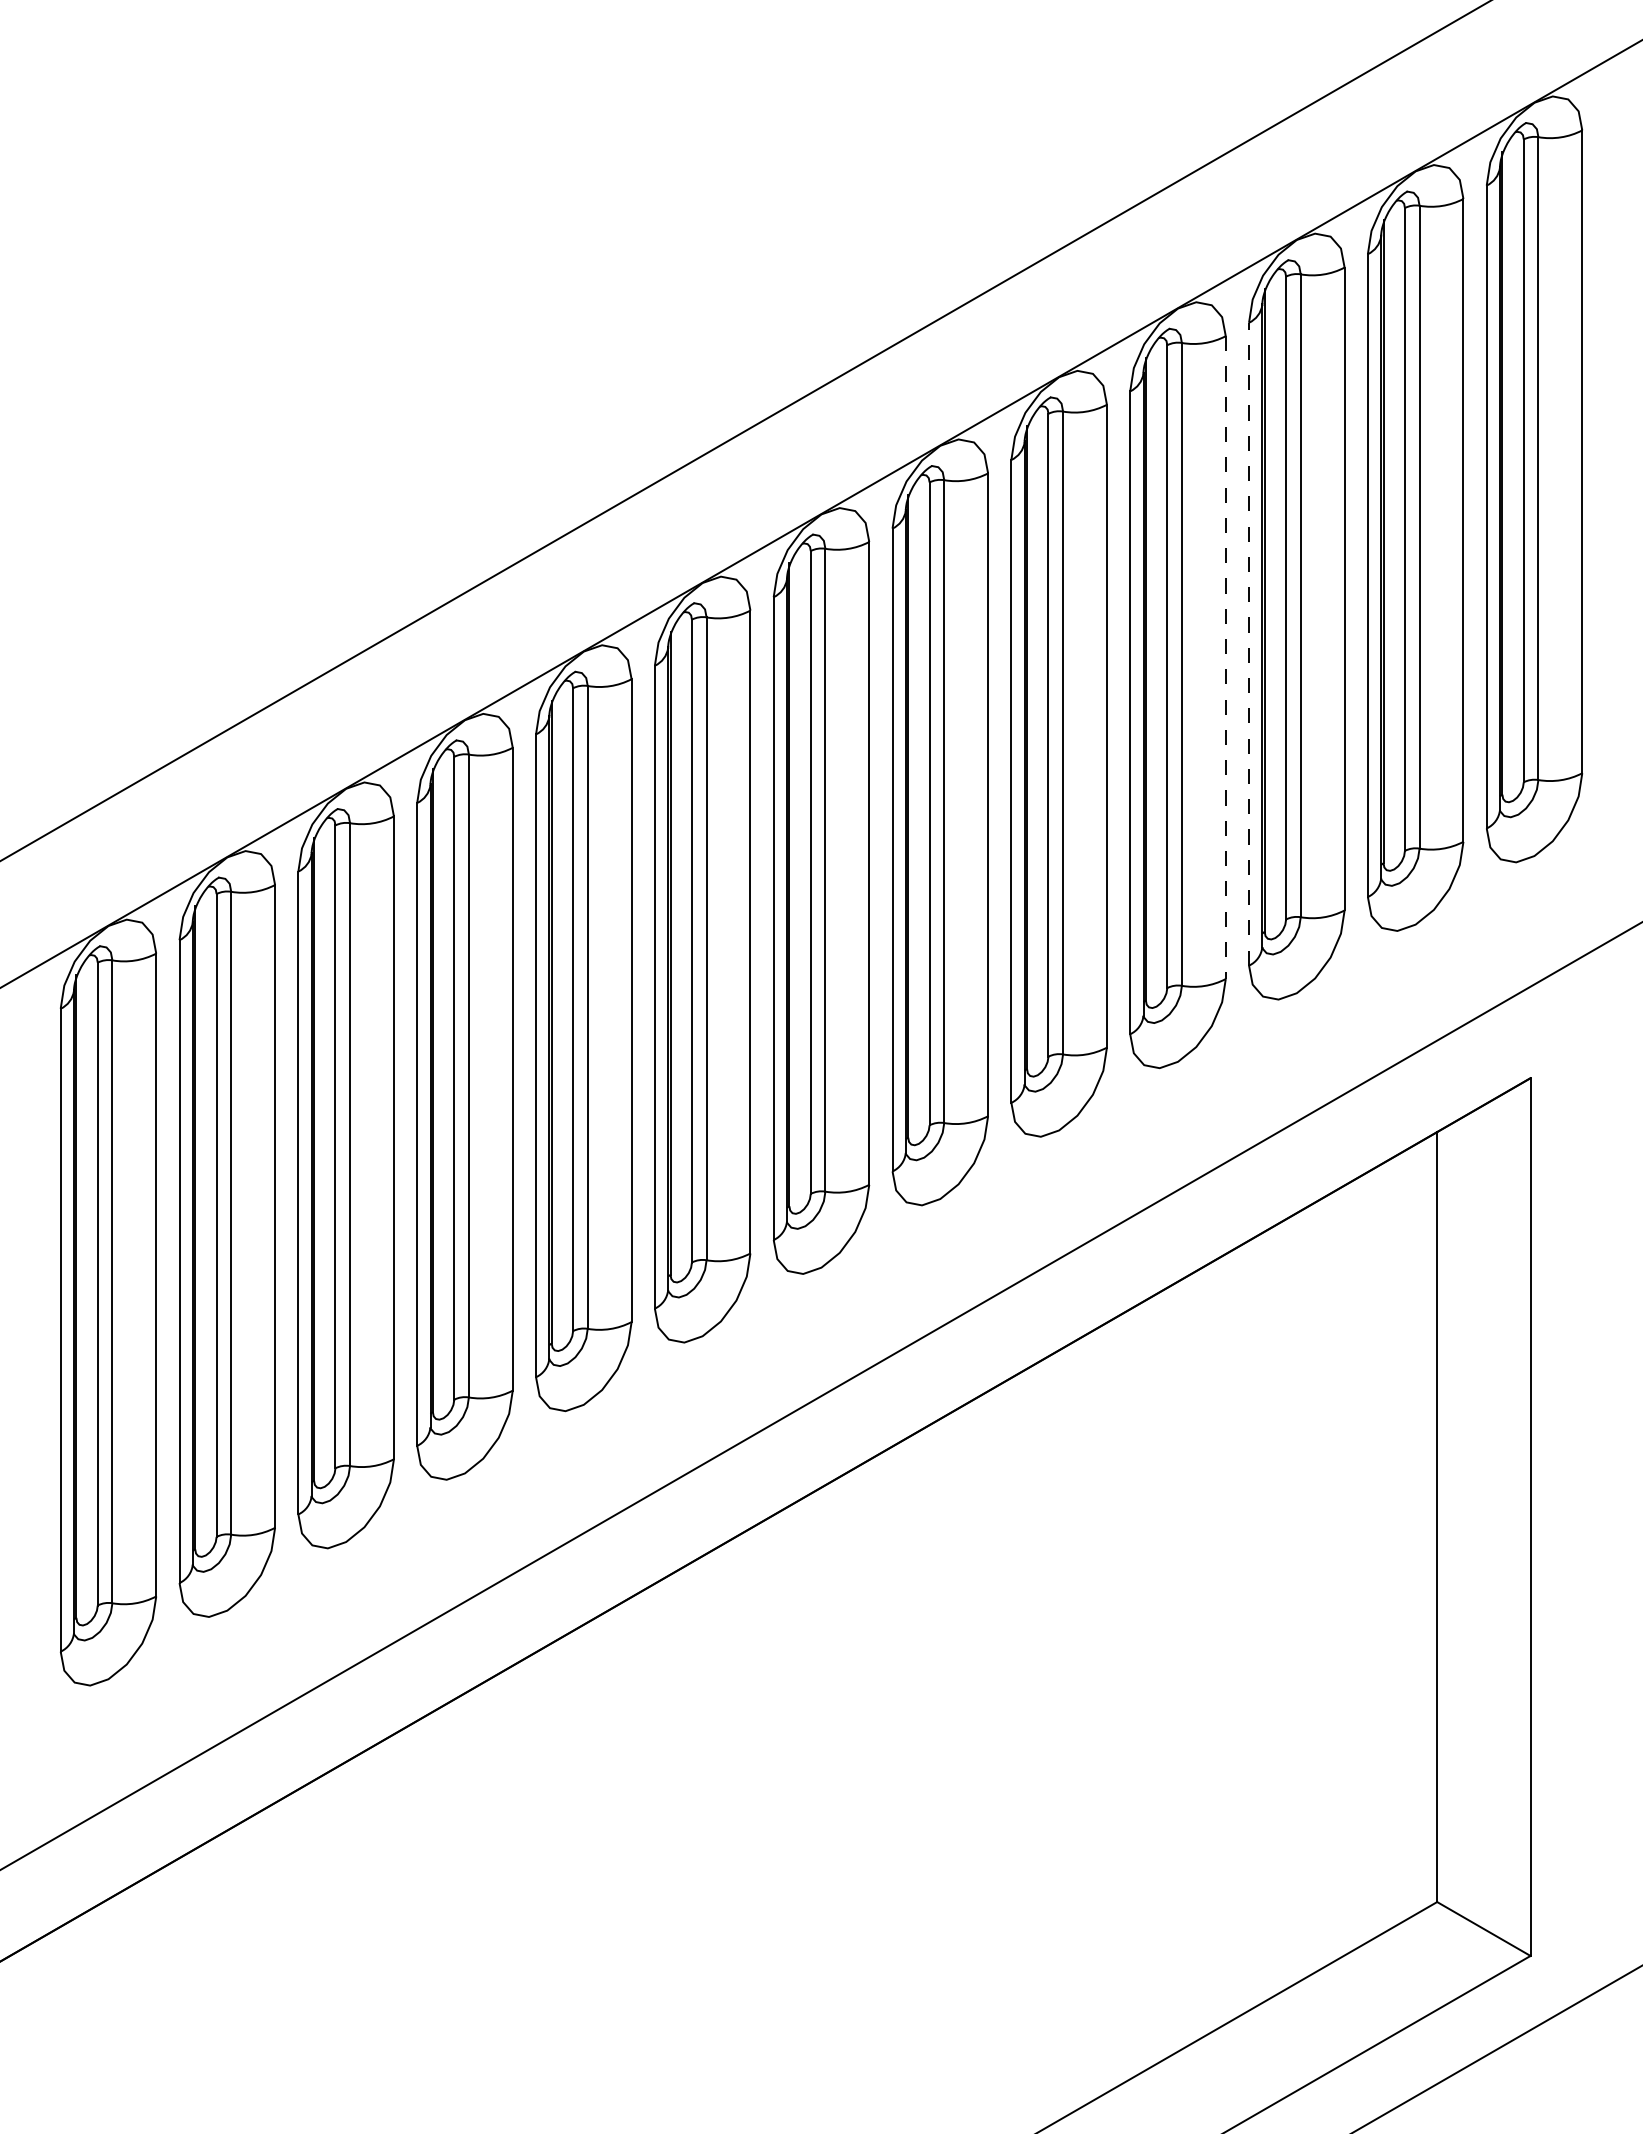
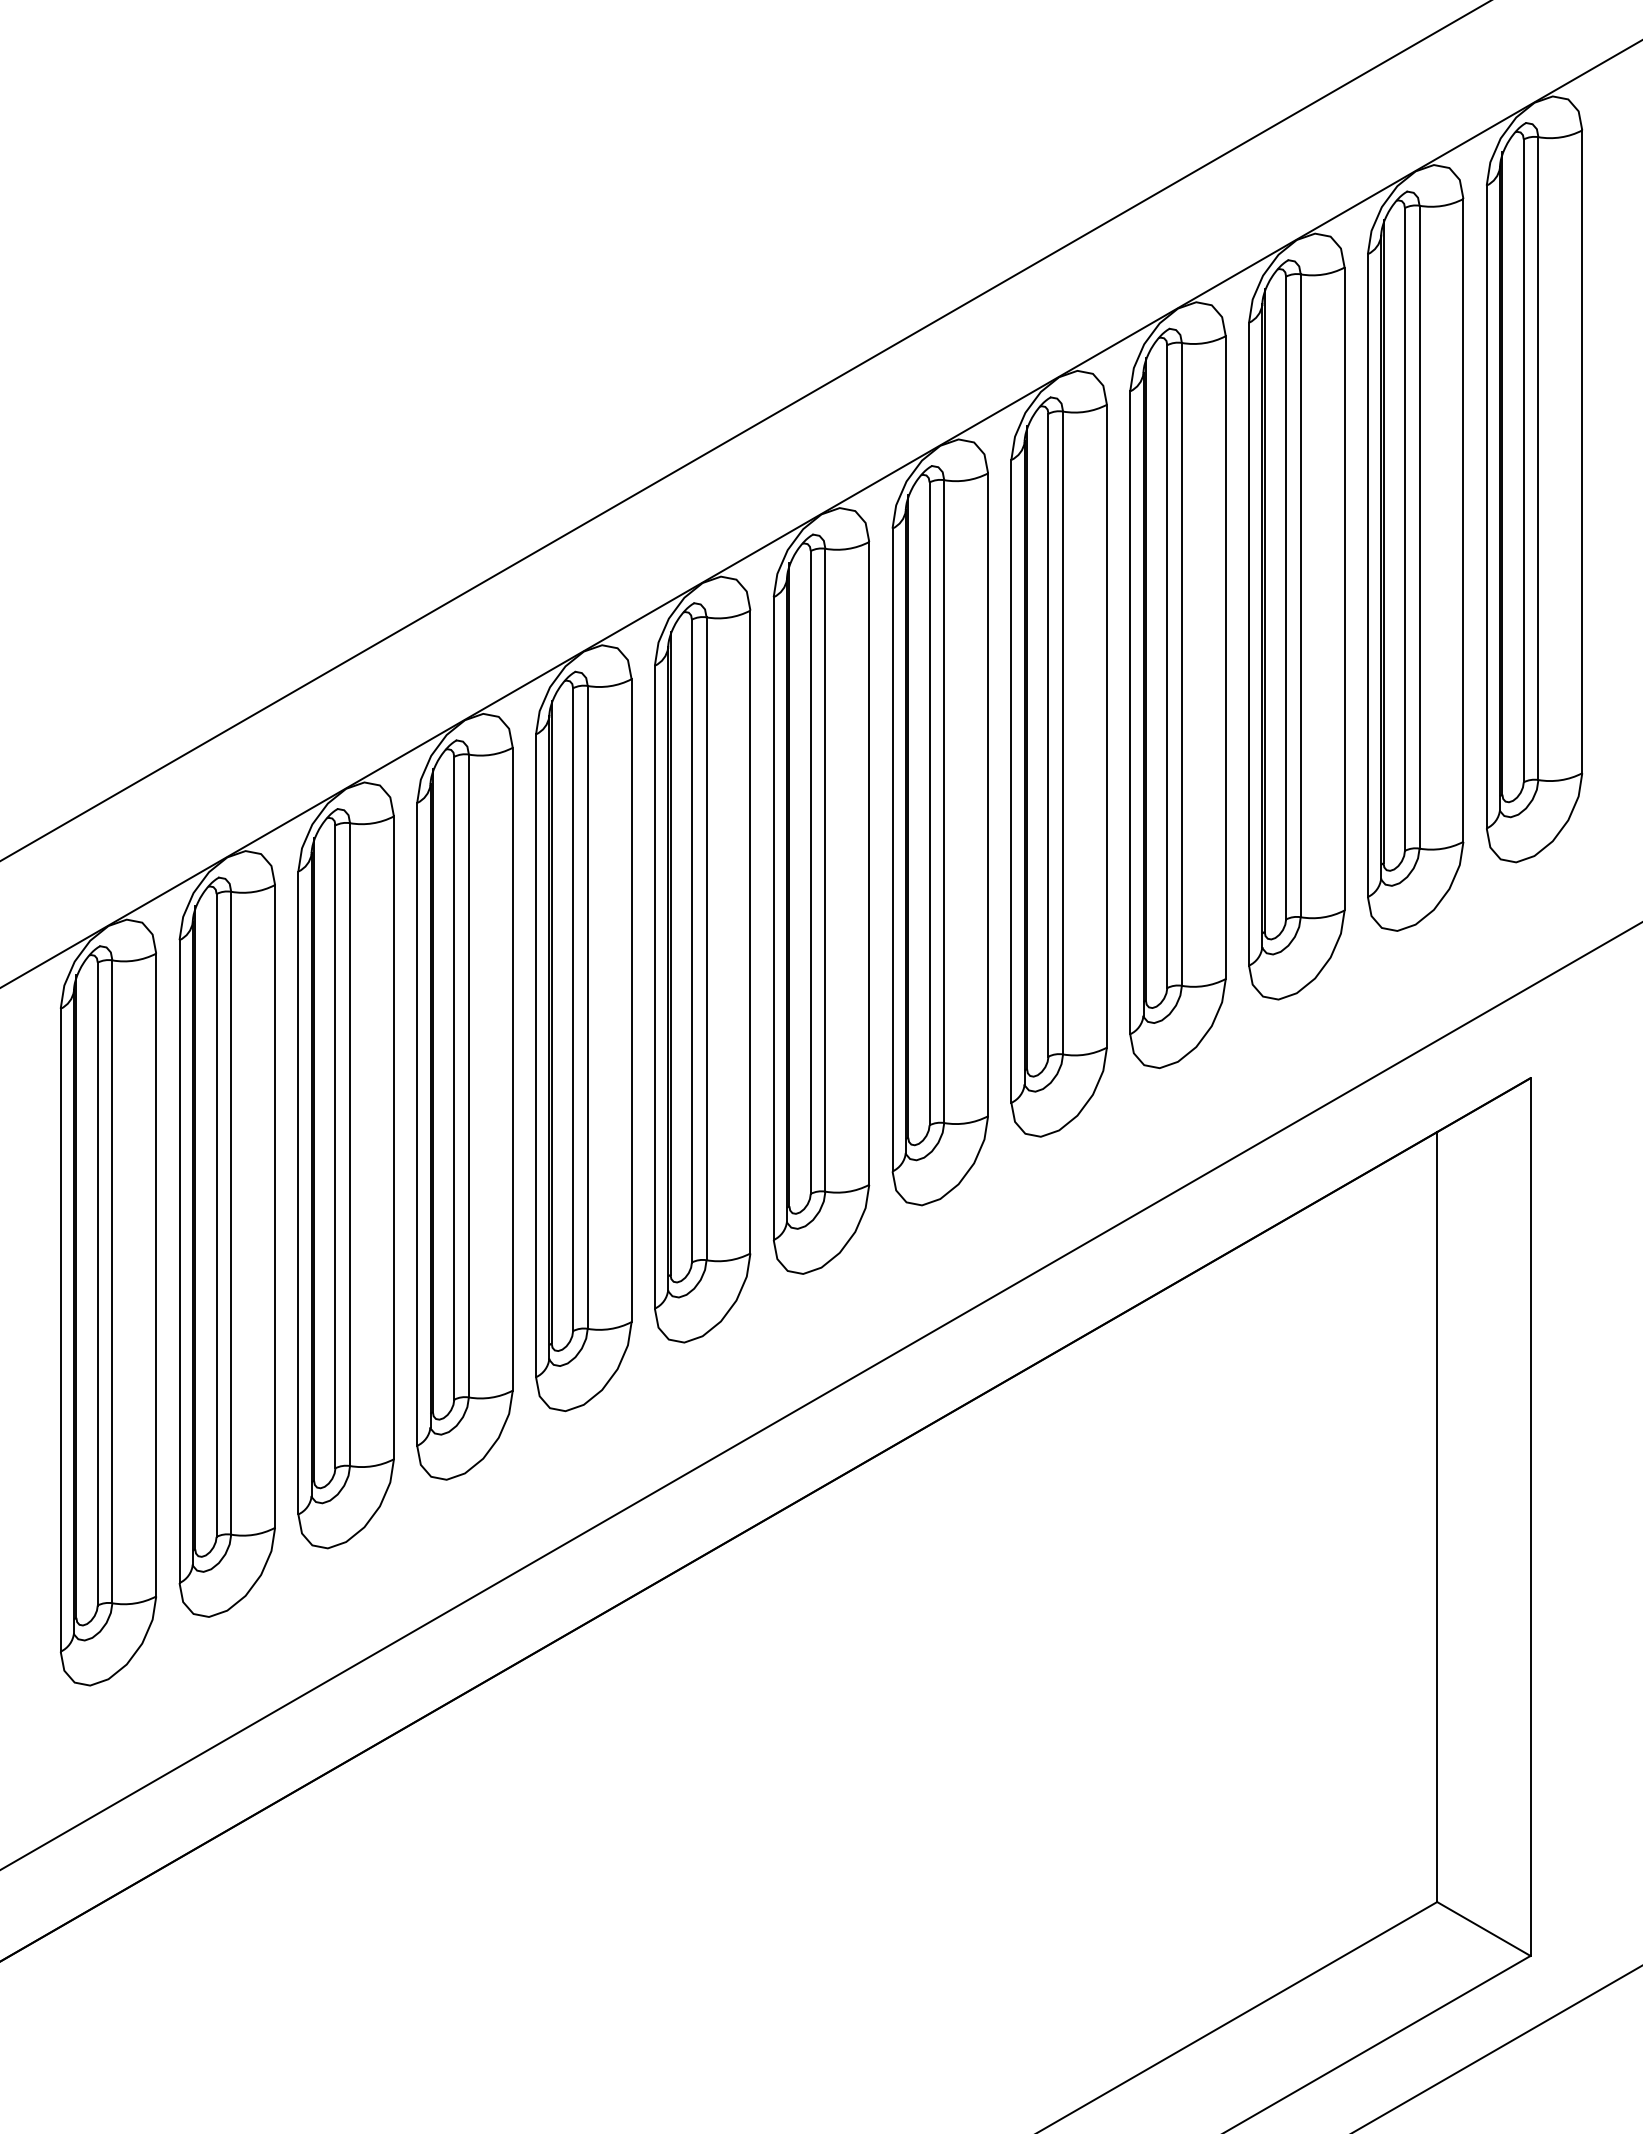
line: dashed -> solid (1249, 643)
line: dashed -> solid (1225, 658)
